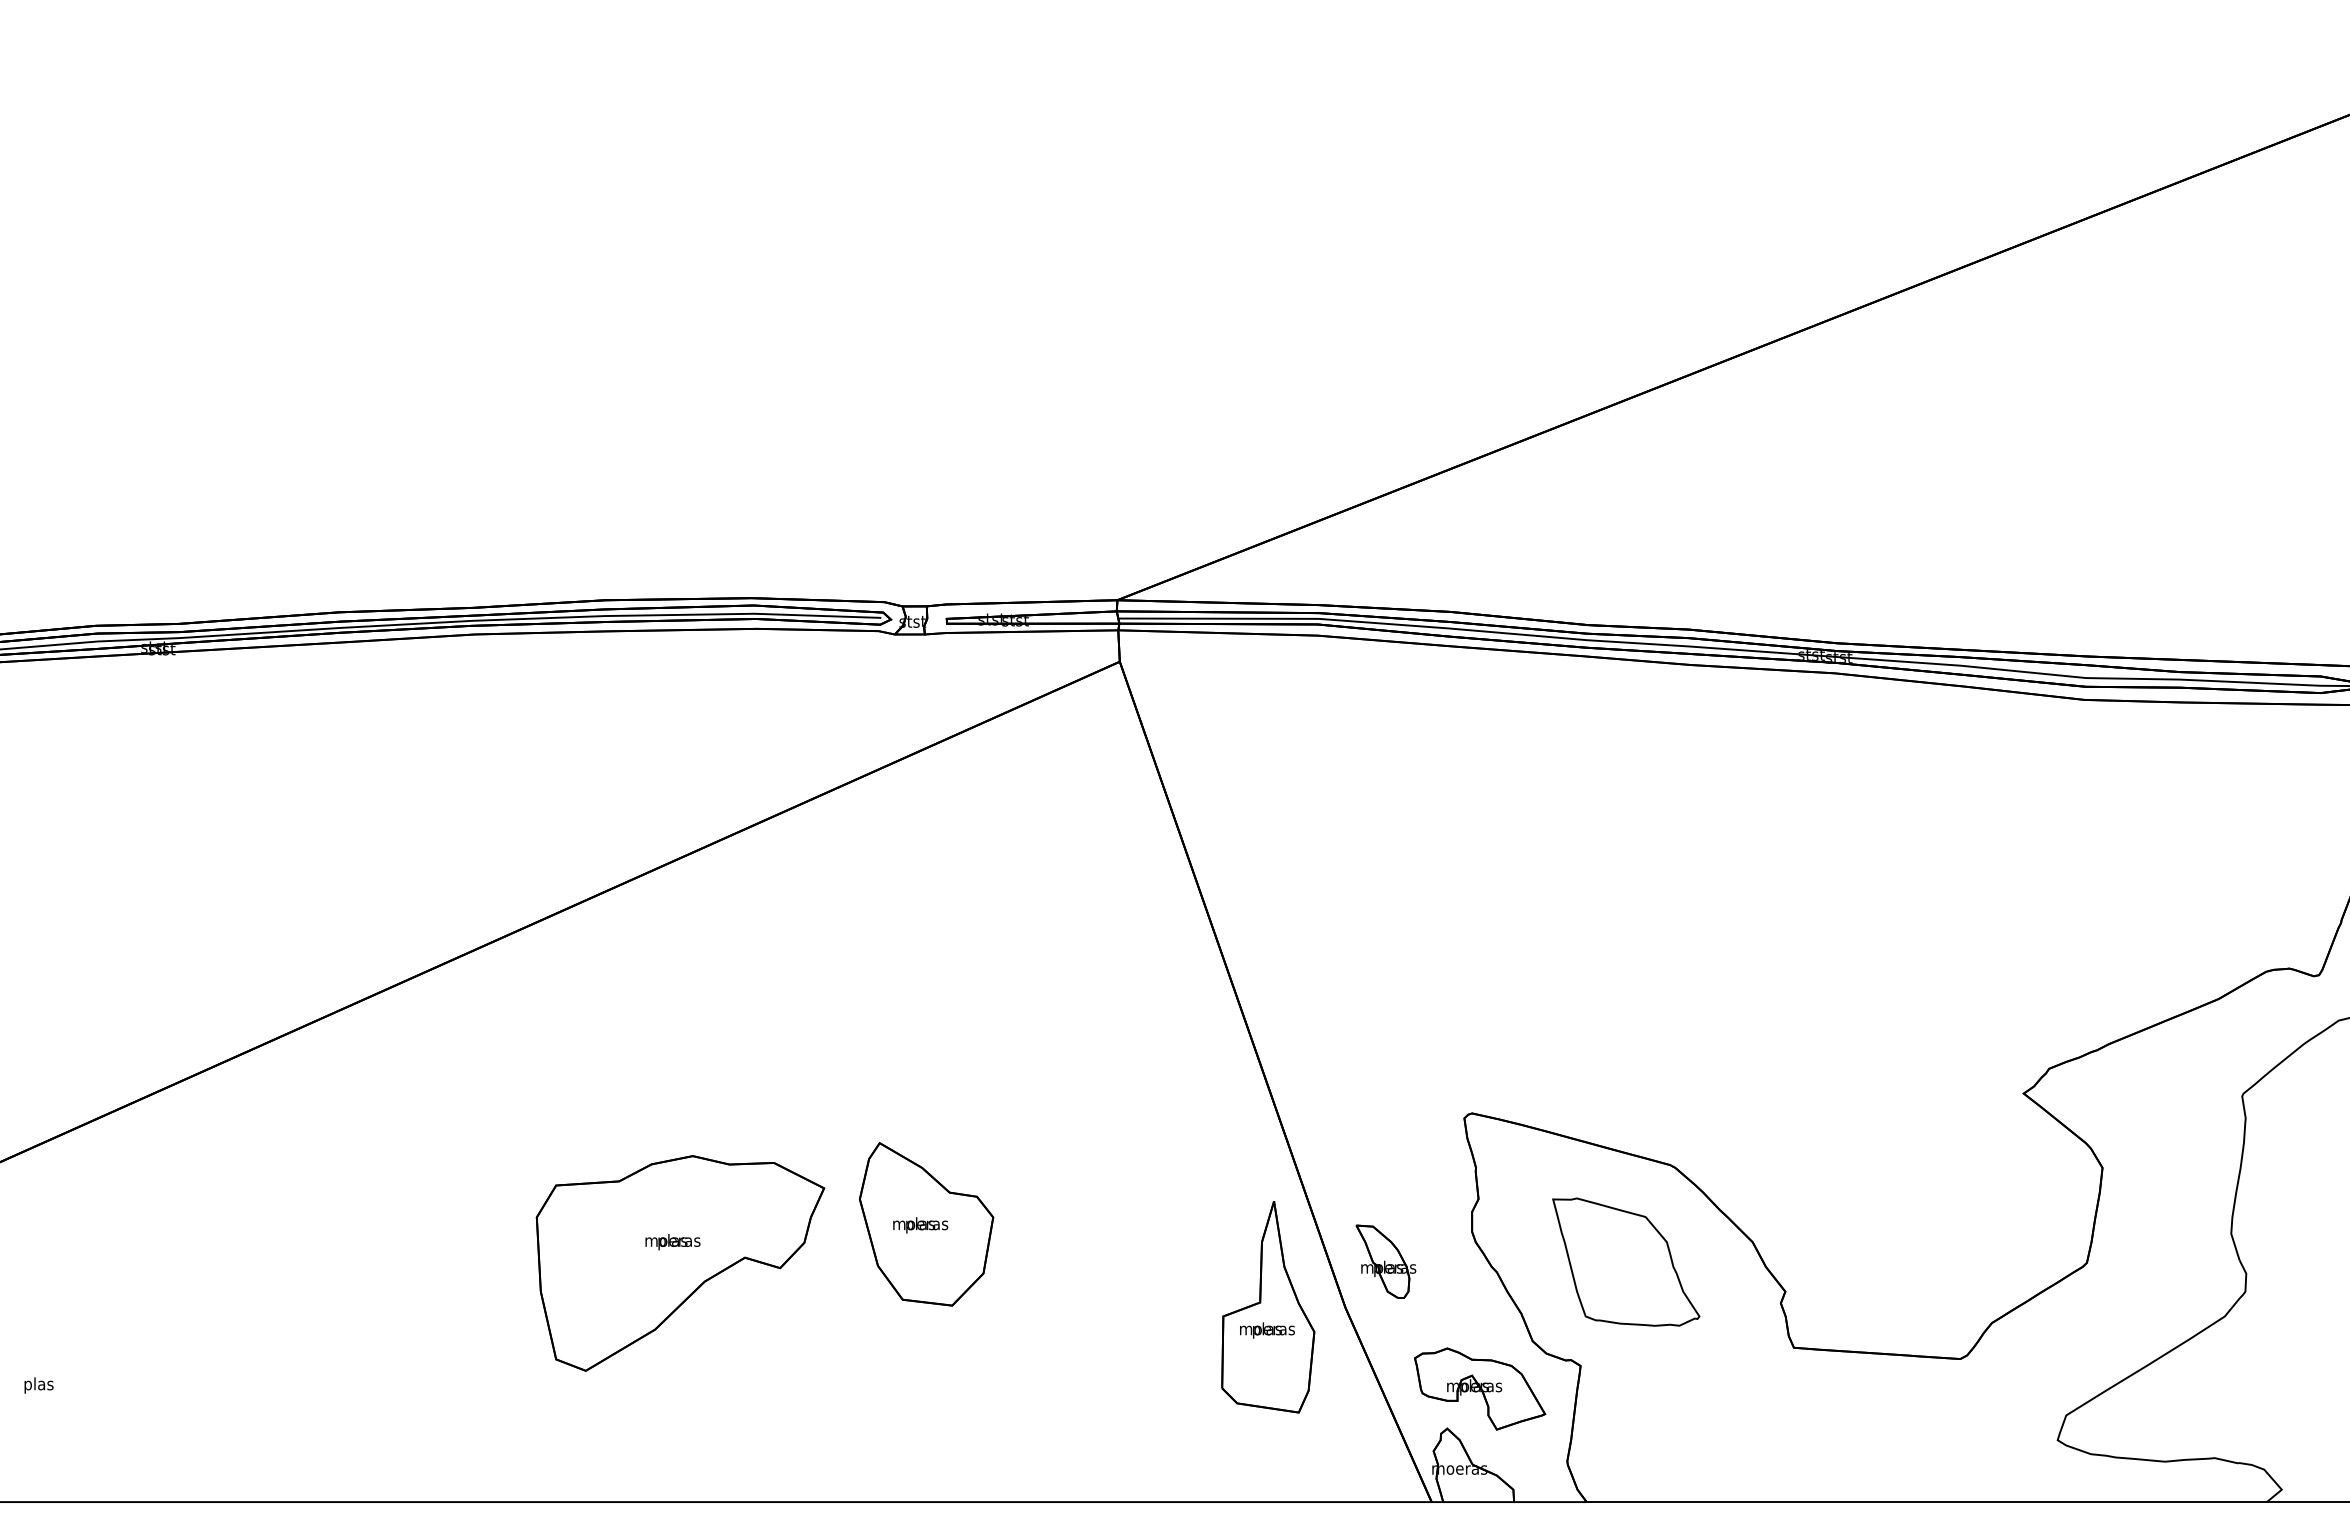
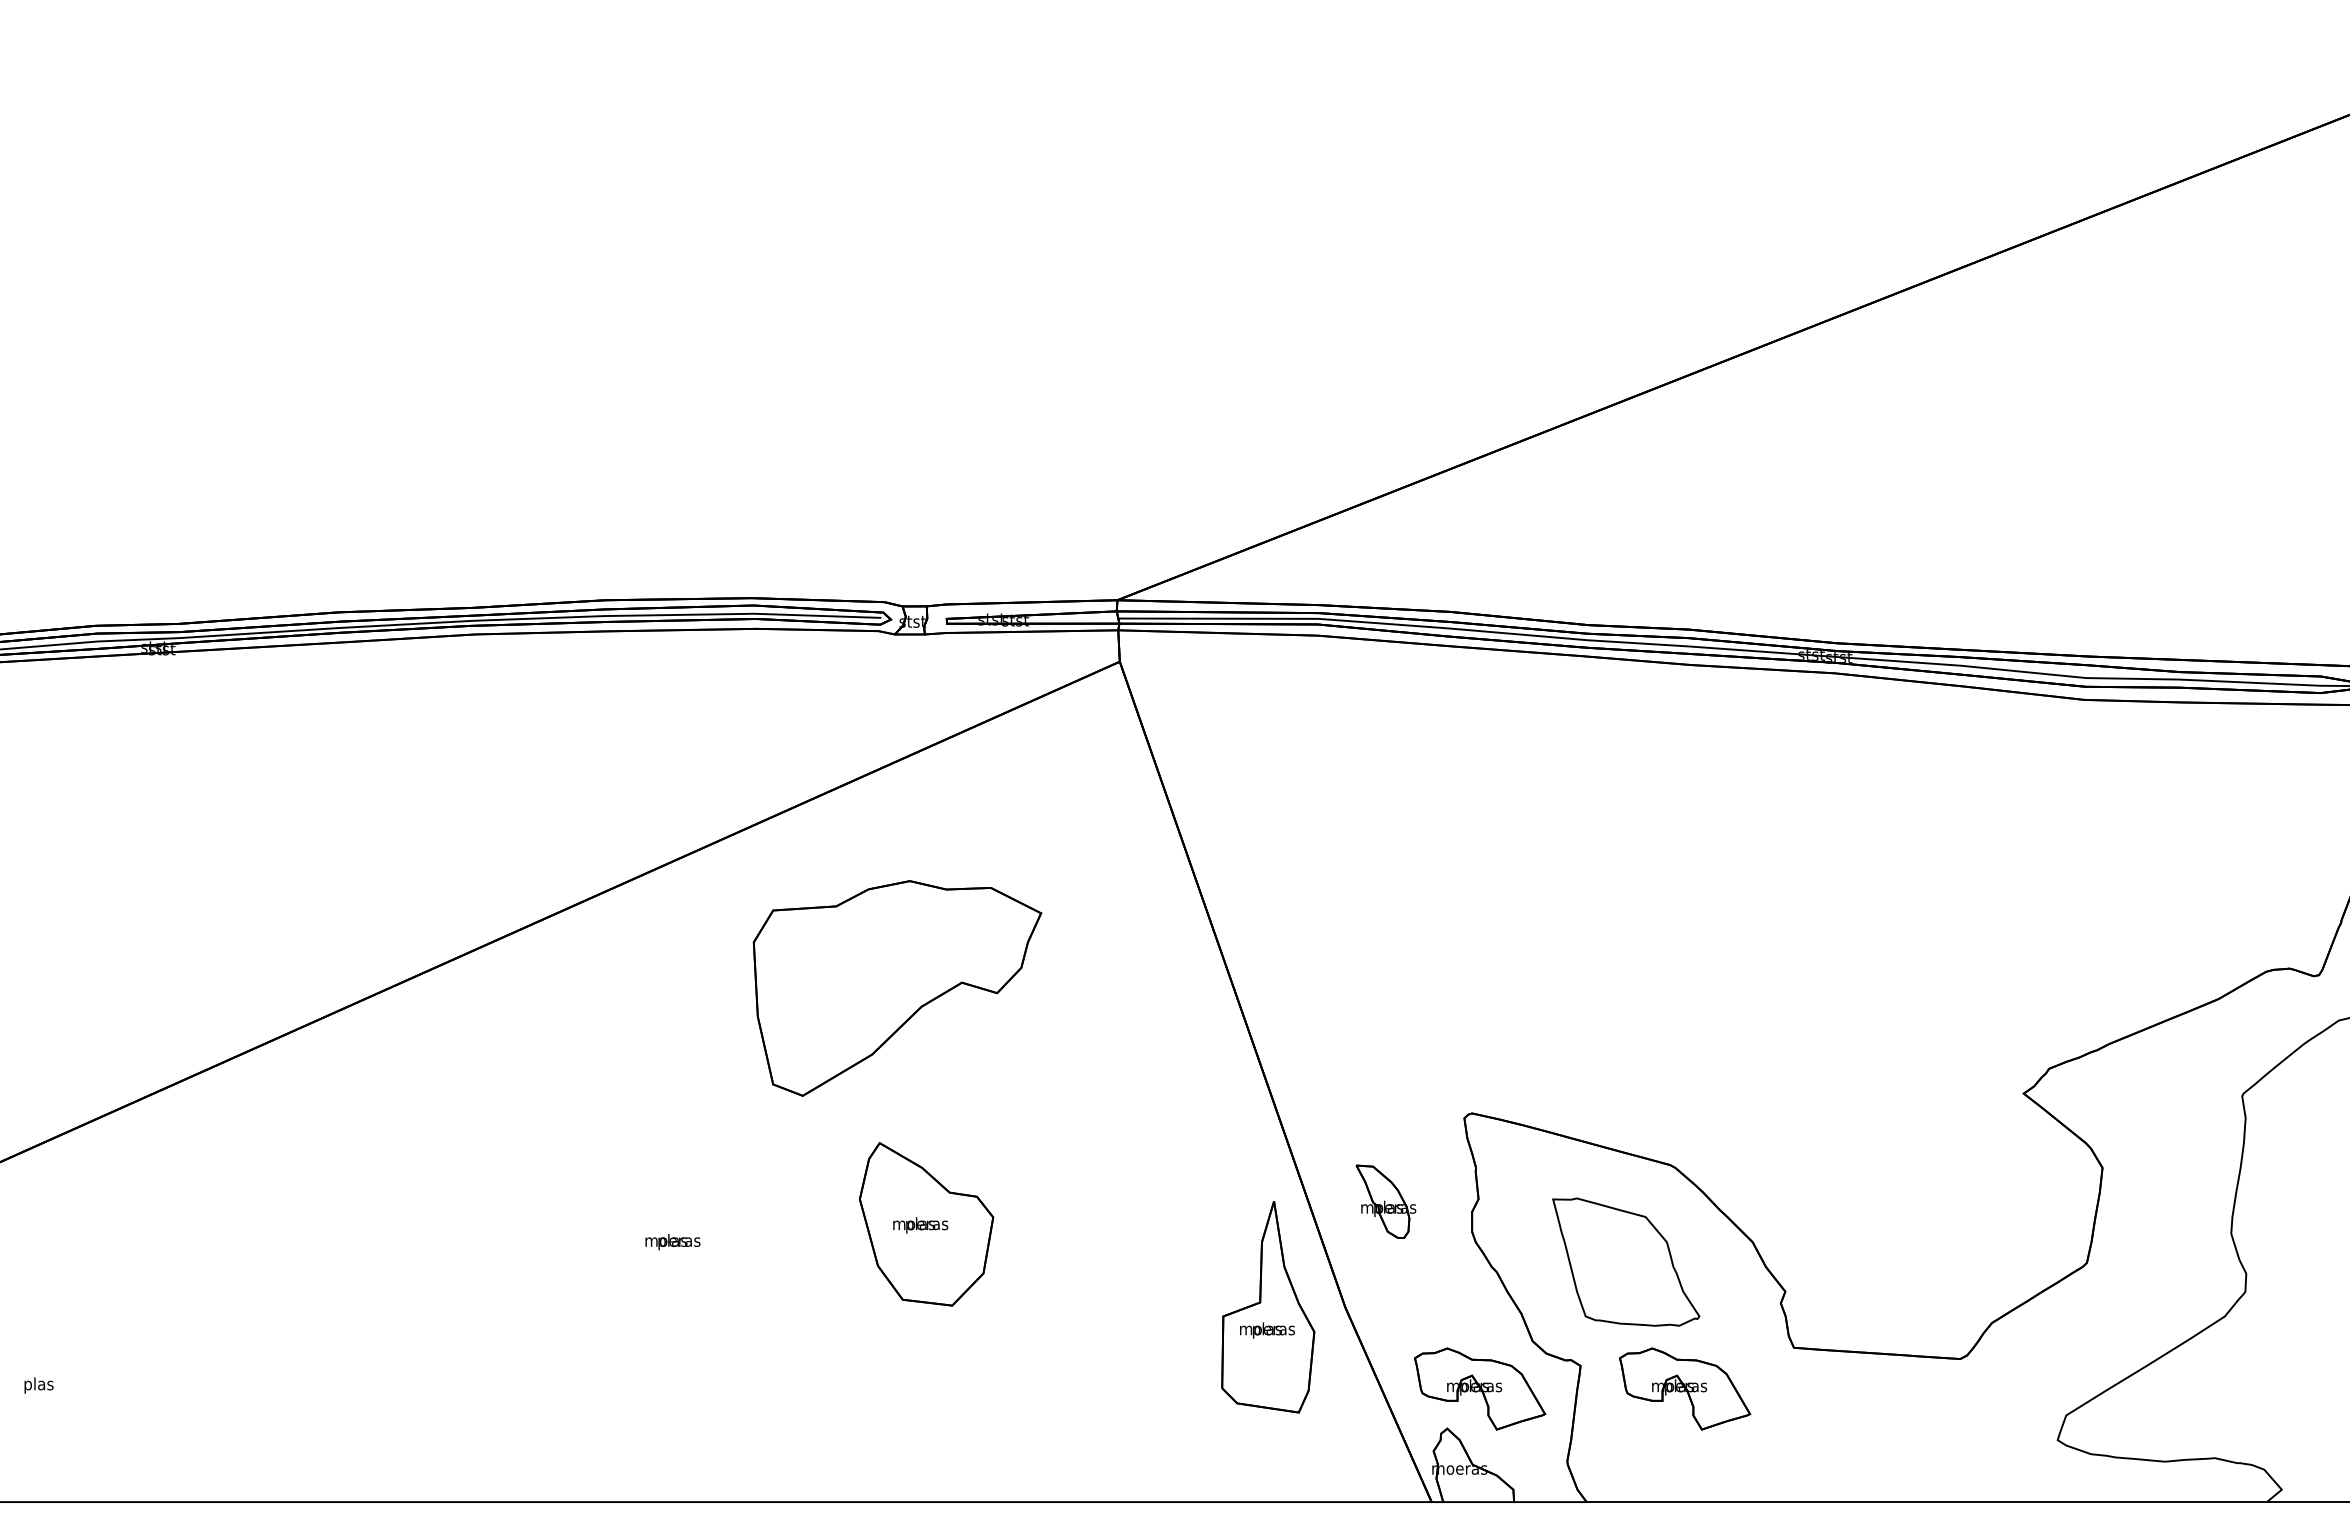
part position: (1385, 1261) -> (1385, 1201) (1385, 1201)
part position: (680, 1263) -> (897, 988) (897, 988)
part: none -> present (1685, 1388)
